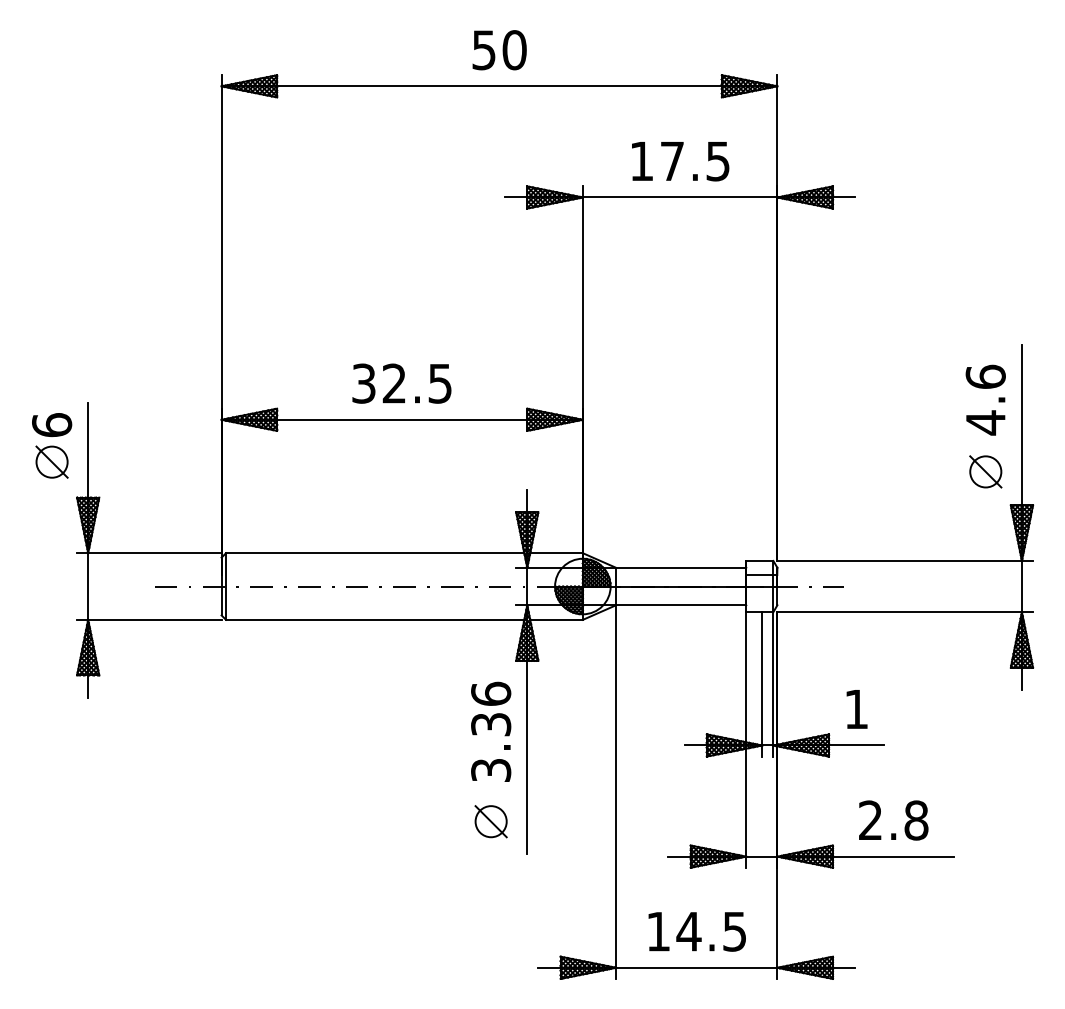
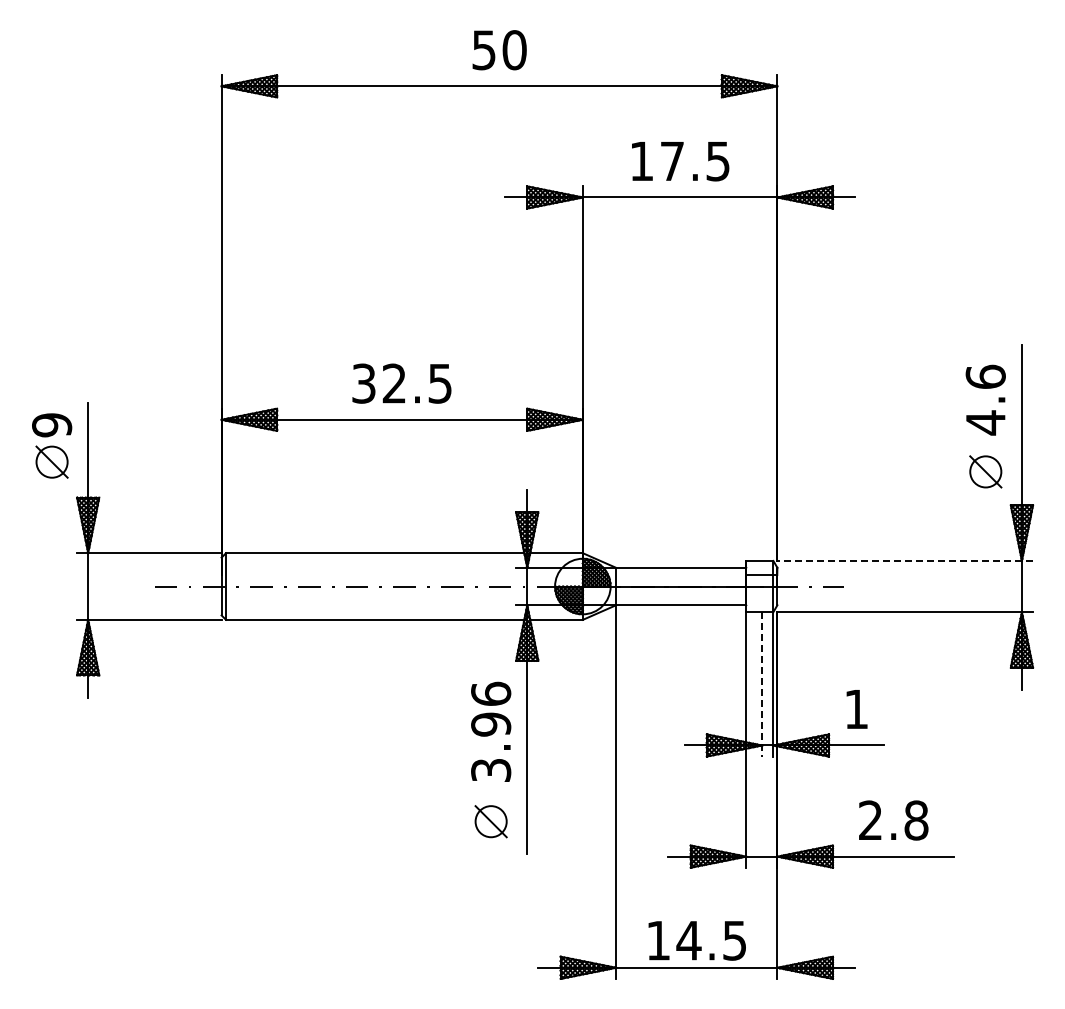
text: 6 -> 9 (52, 425)
line: solid -> dashed (905, 560)
line: solid -> dashed (762, 684)
text: 3.36 -> 3.96 (491, 724)
text position: (696, 931) -> (696, 940) (696, 940)
